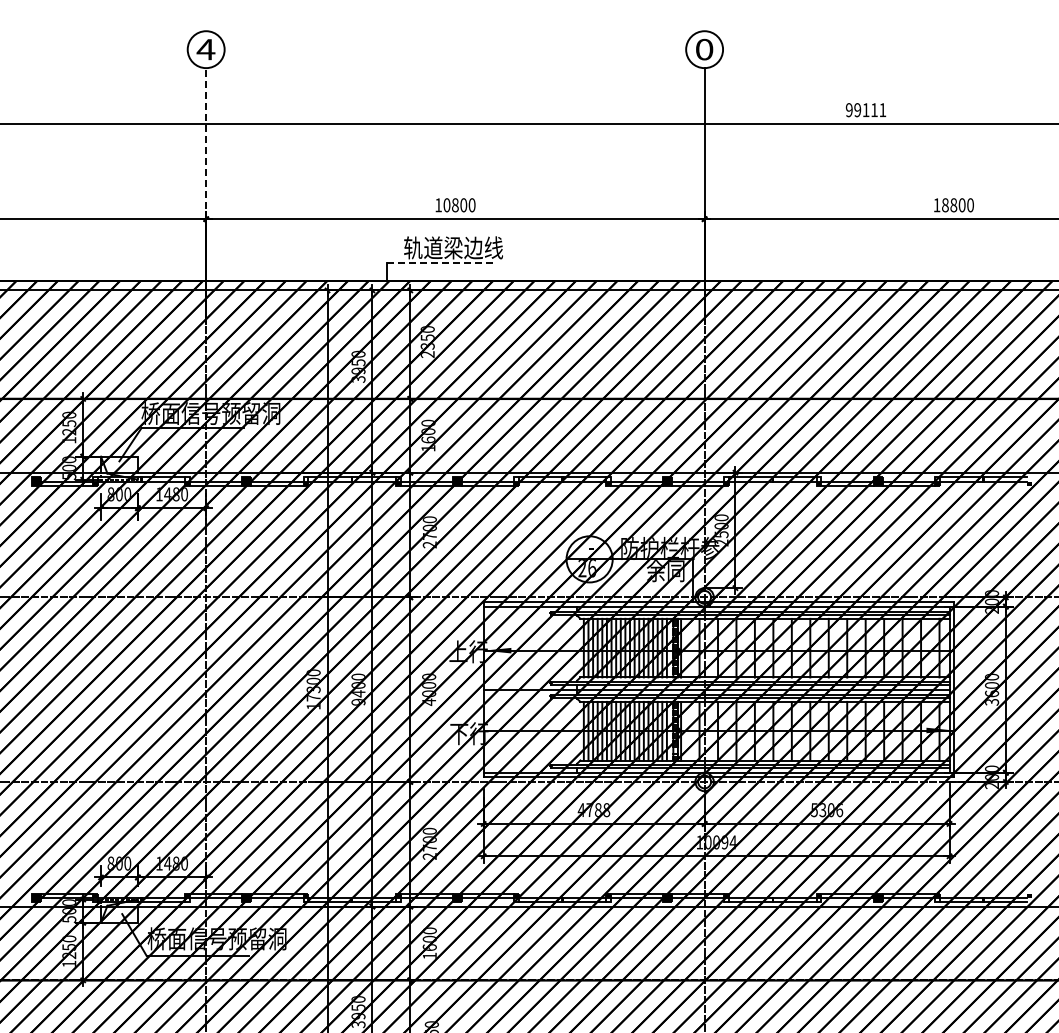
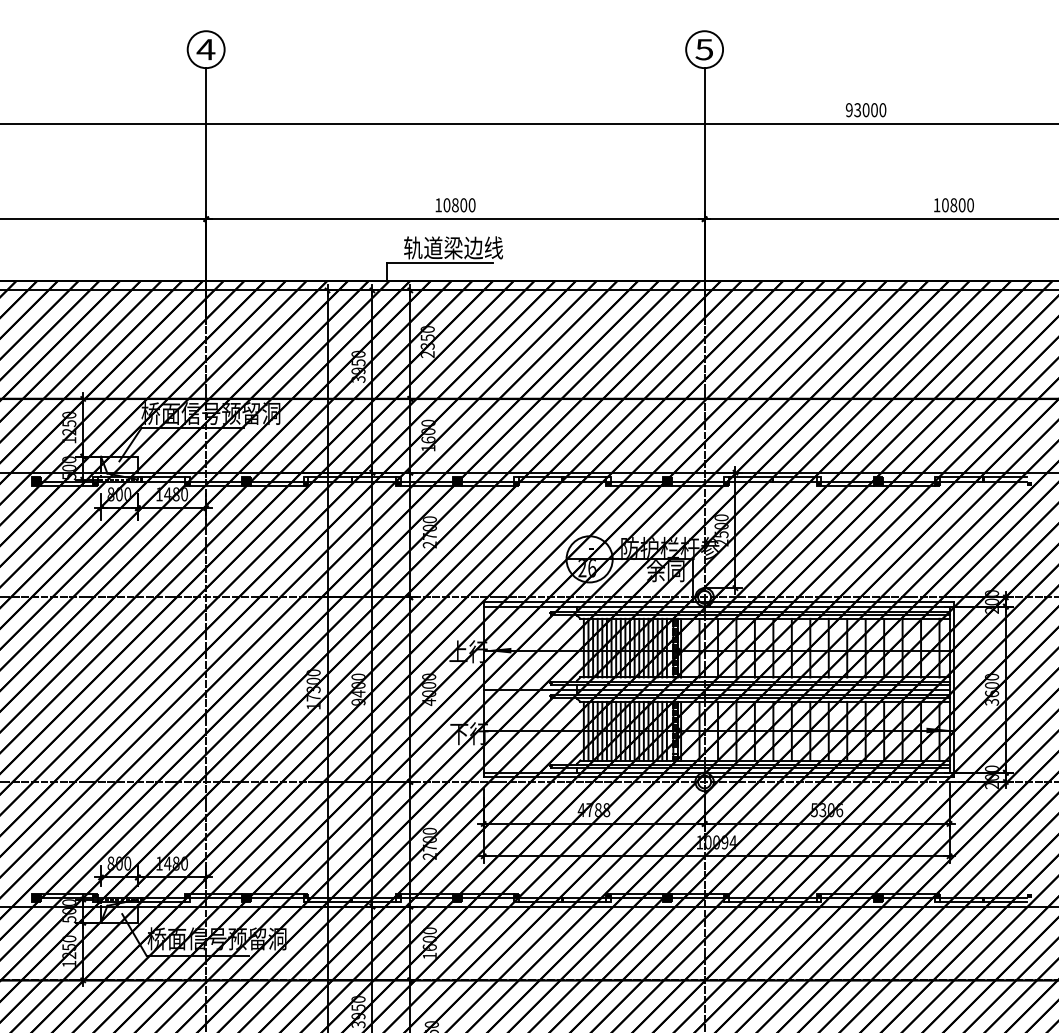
text: 0 -> 5 (704, 49)
text: 99111 -> 93000 (870, 110)
line: dashed -> solid (206, 144)
text: 18800 -> 10800 (945, 205)
line: dashed -> solid (440, 263)
